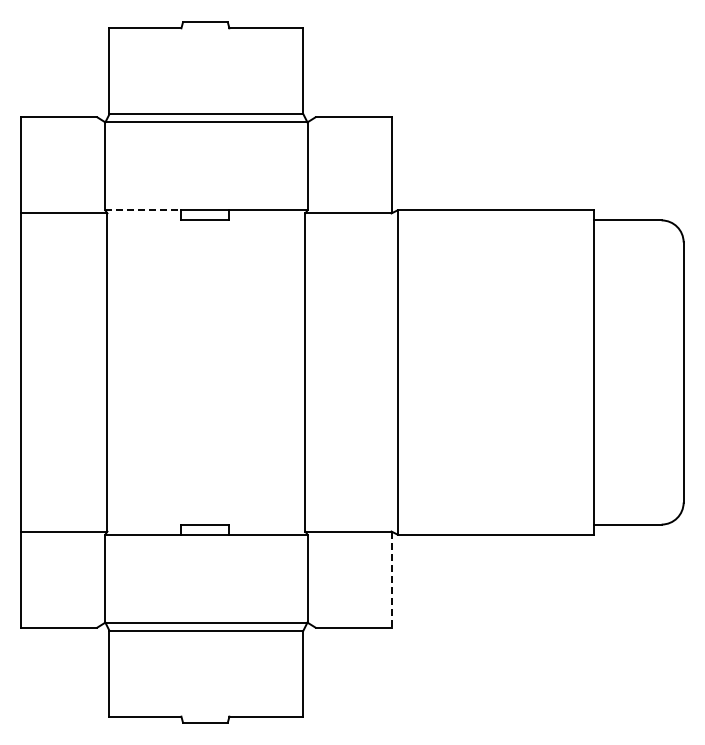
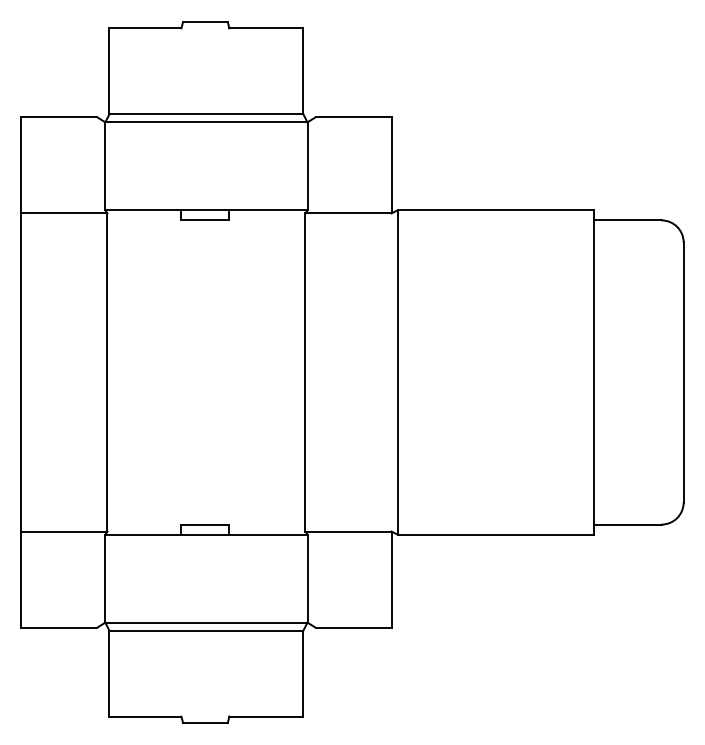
line: dashed -> solid (143, 210)
line: dashed -> solid (391, 580)
